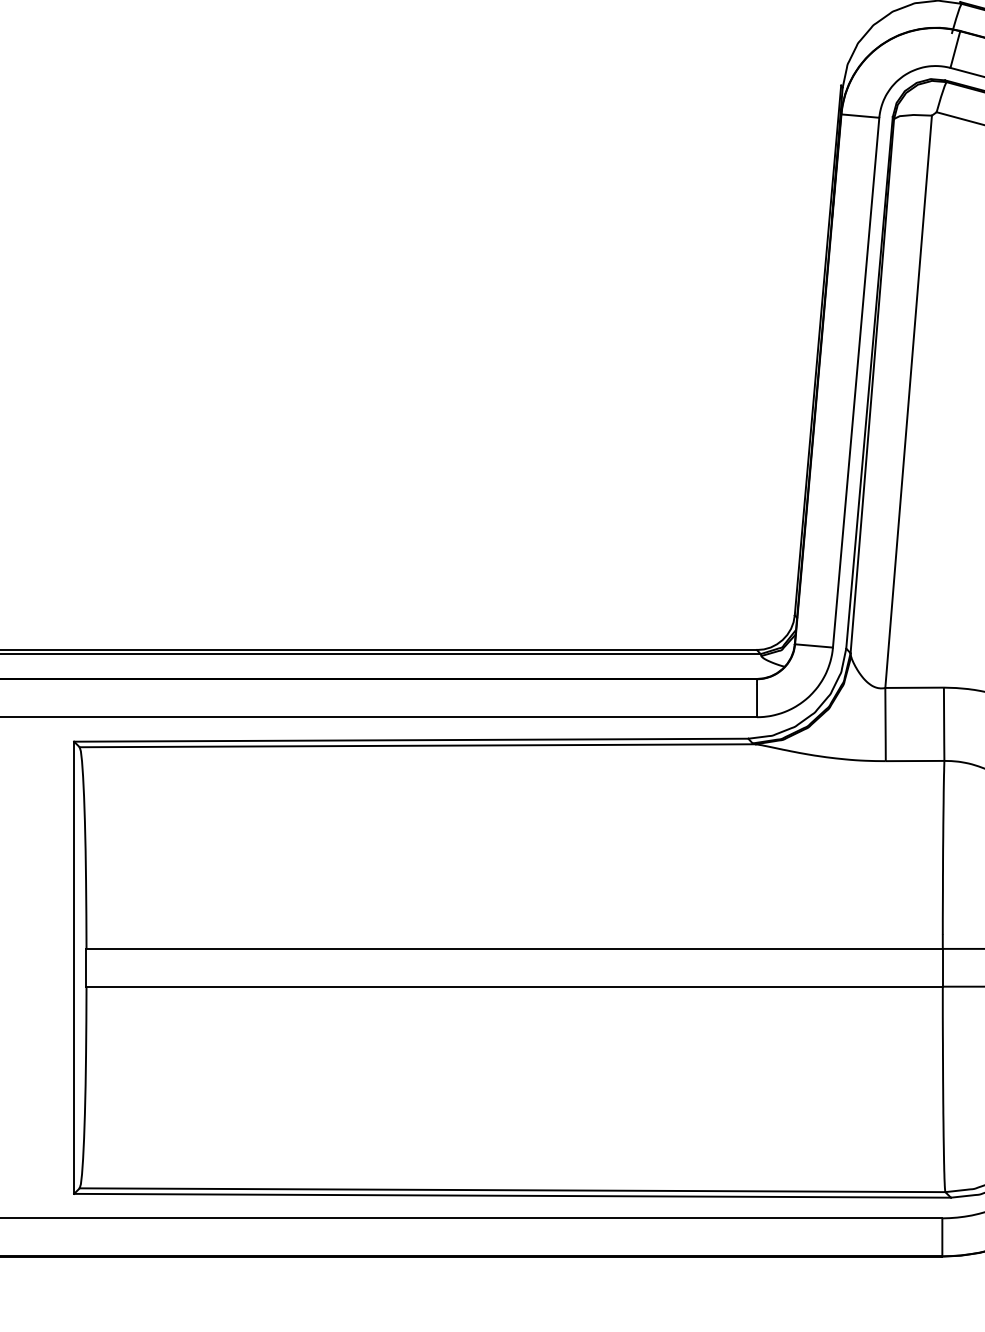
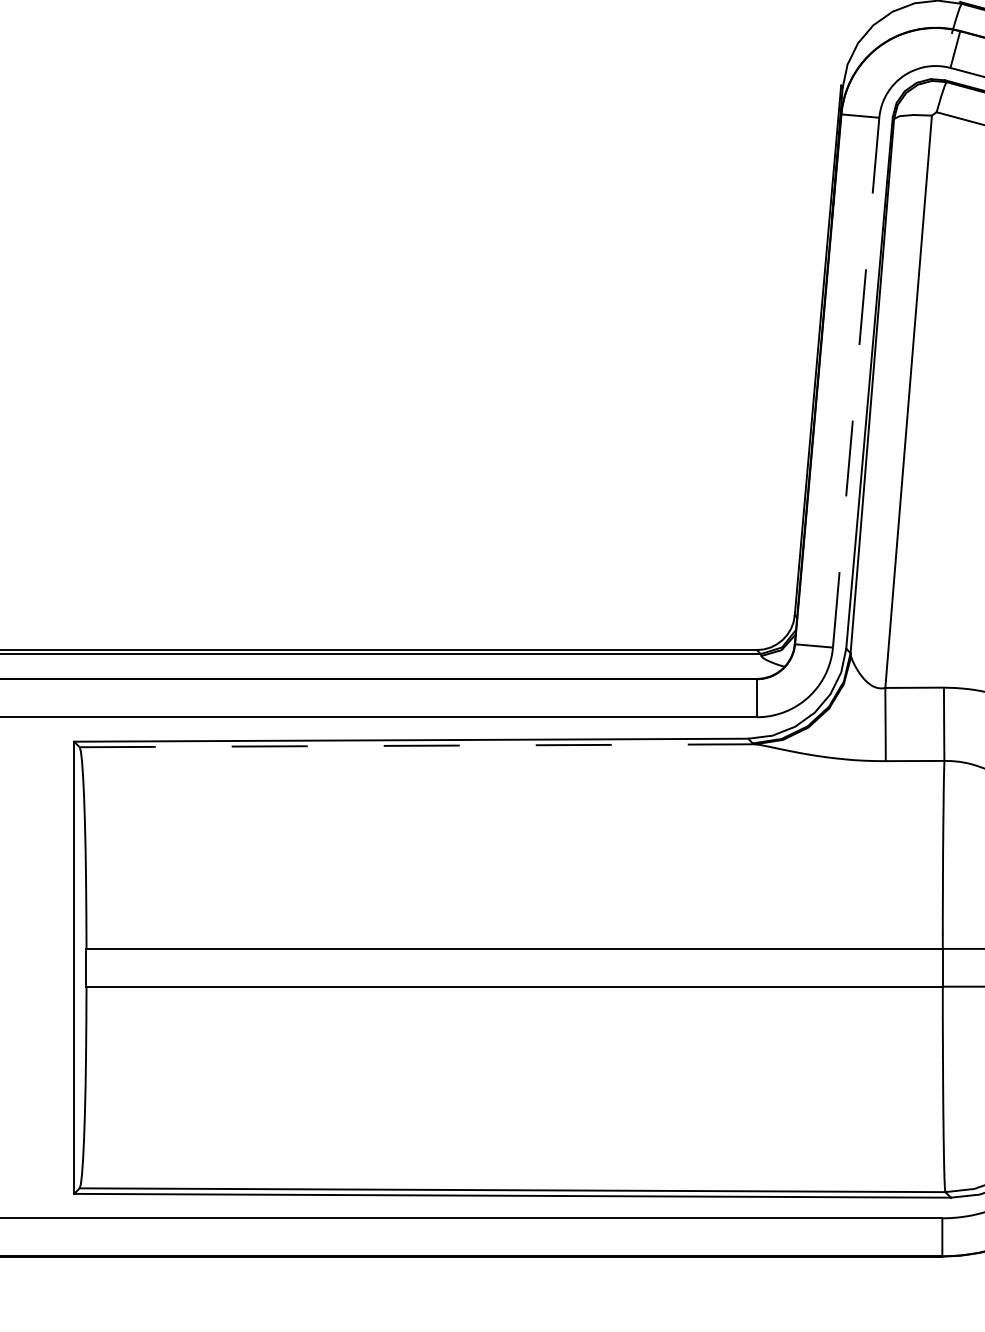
line: solid -> dashed (856, 382)
line: solid -> dashed (417, 745)
